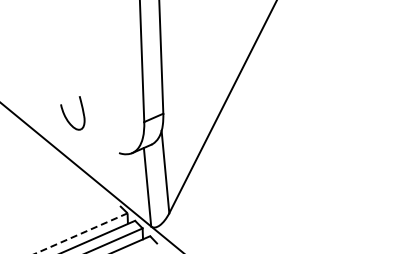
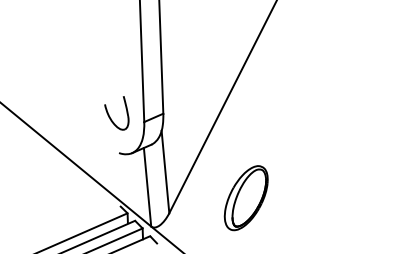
part position: (66, 116) -> (110, 116) (110, 116)
part: none -> present (245, 198)
line: dashed -> solid (80, 233)
